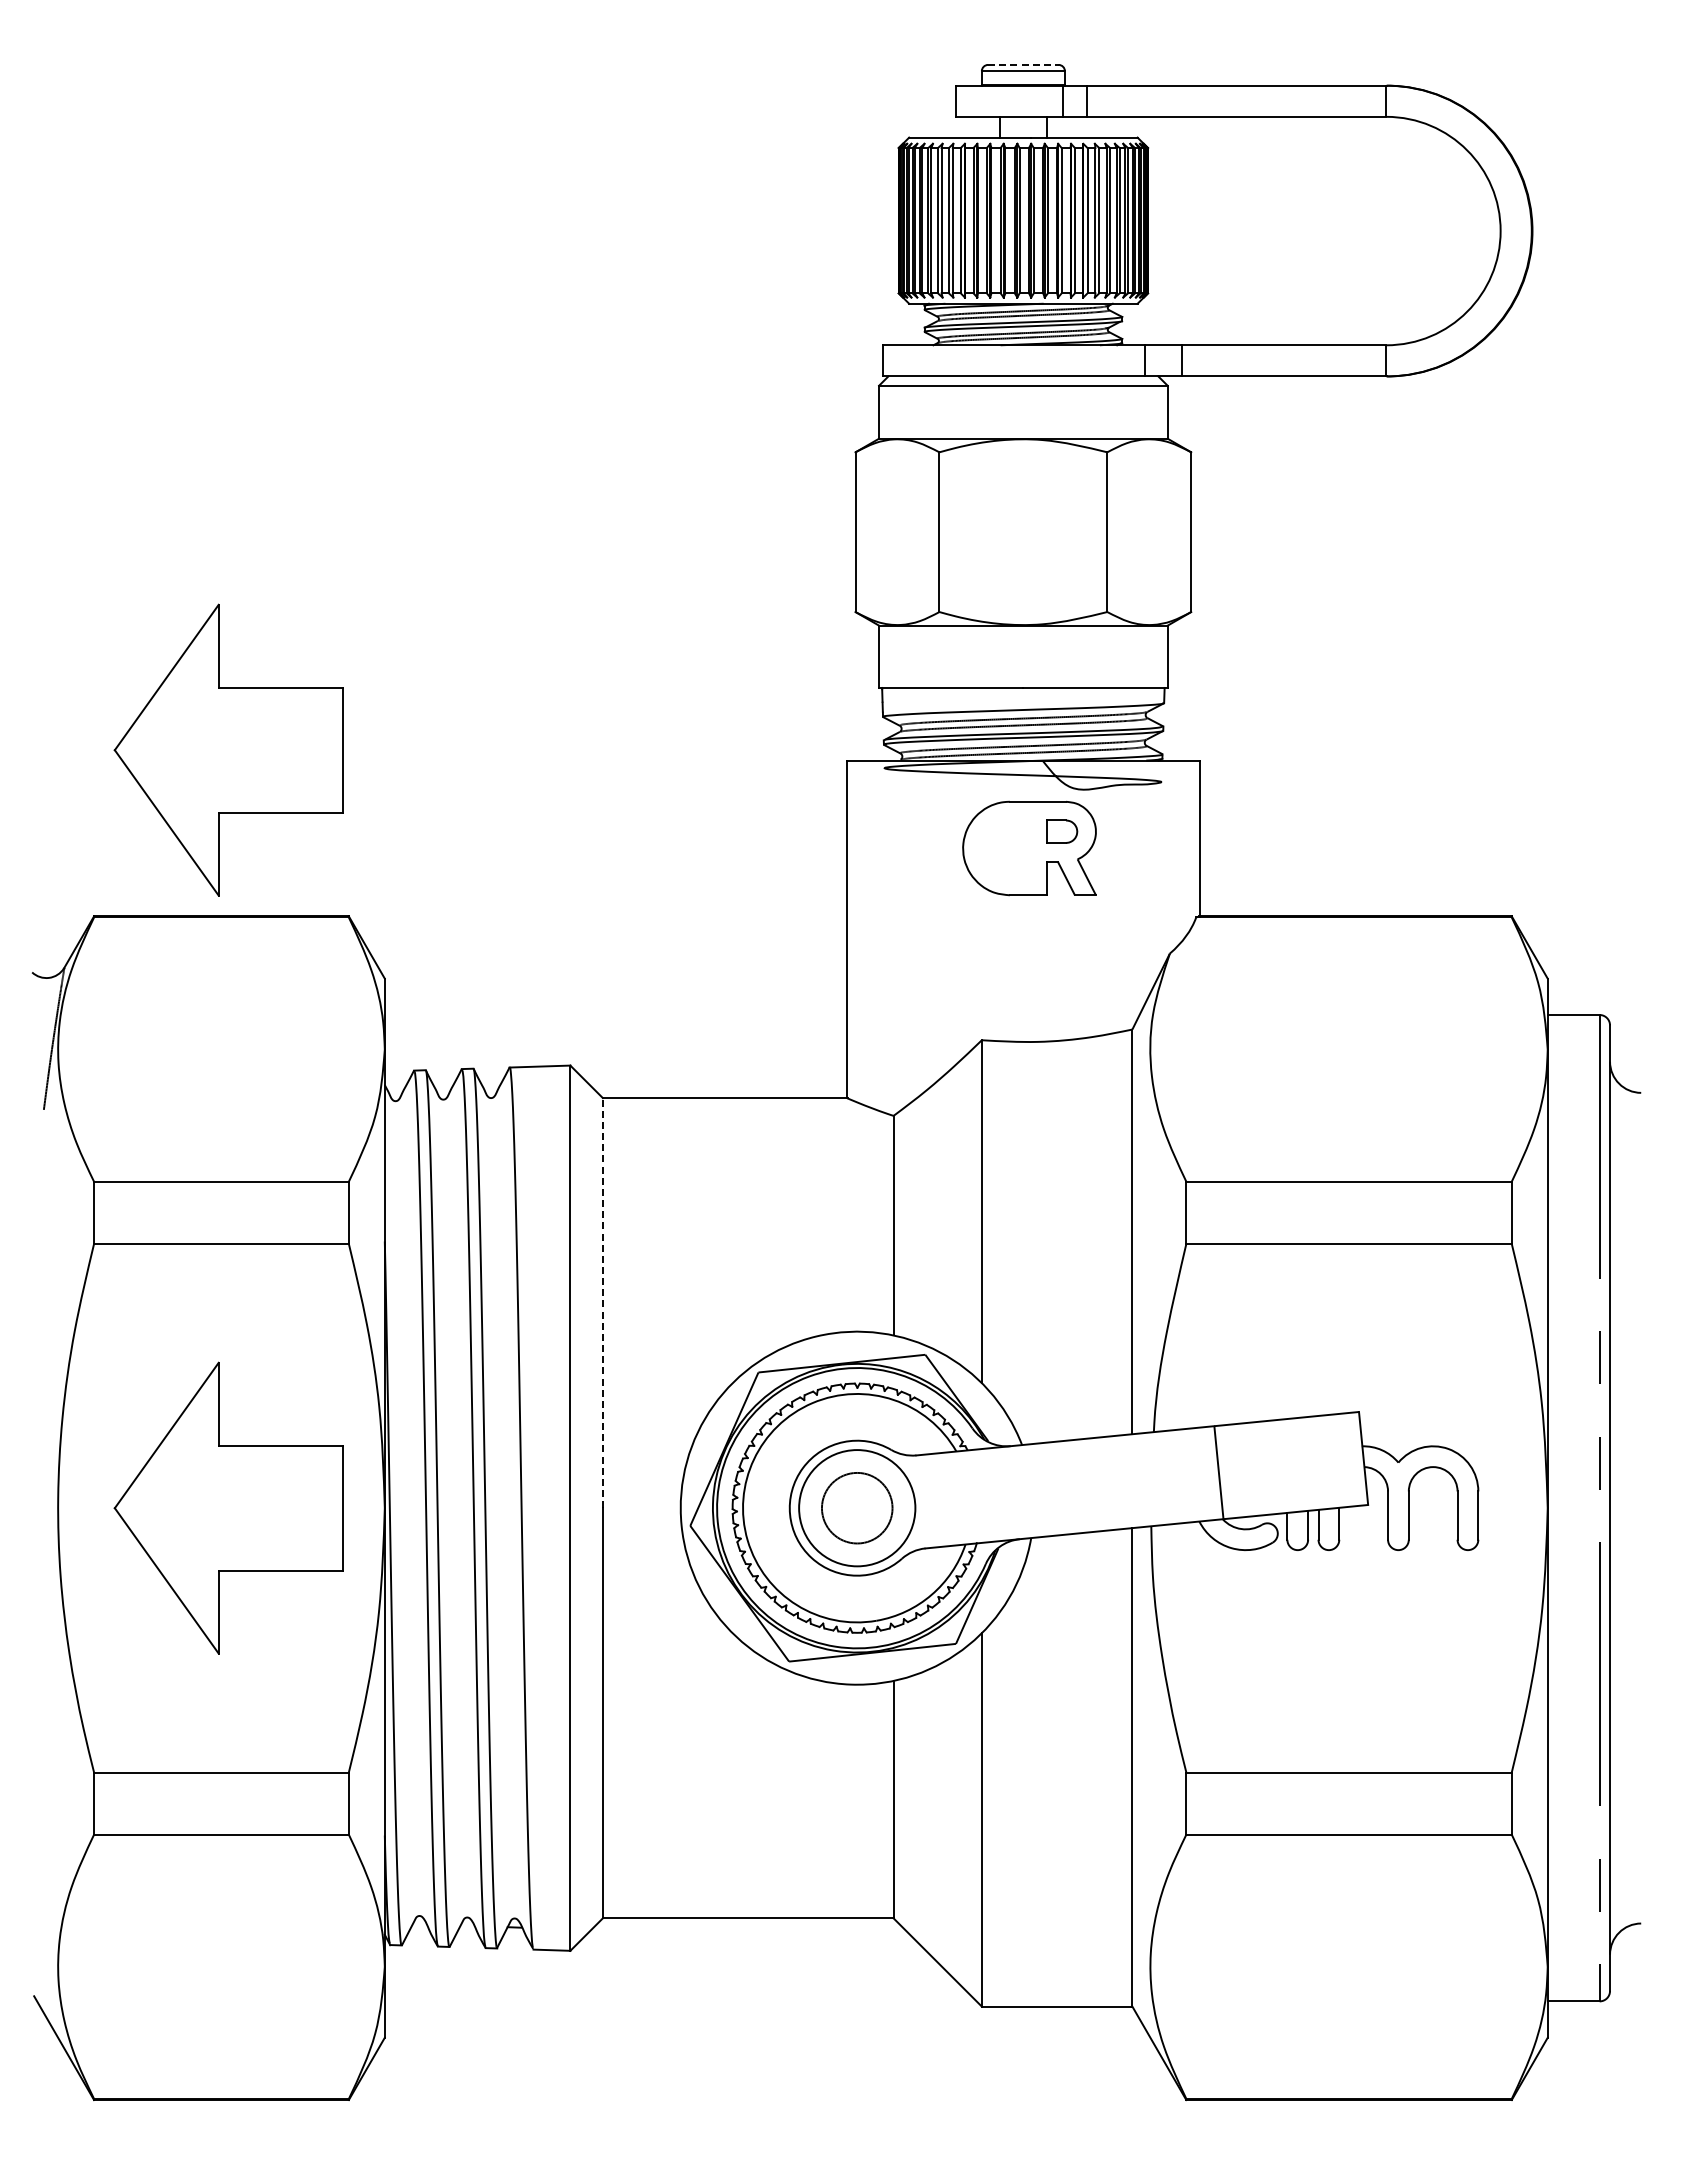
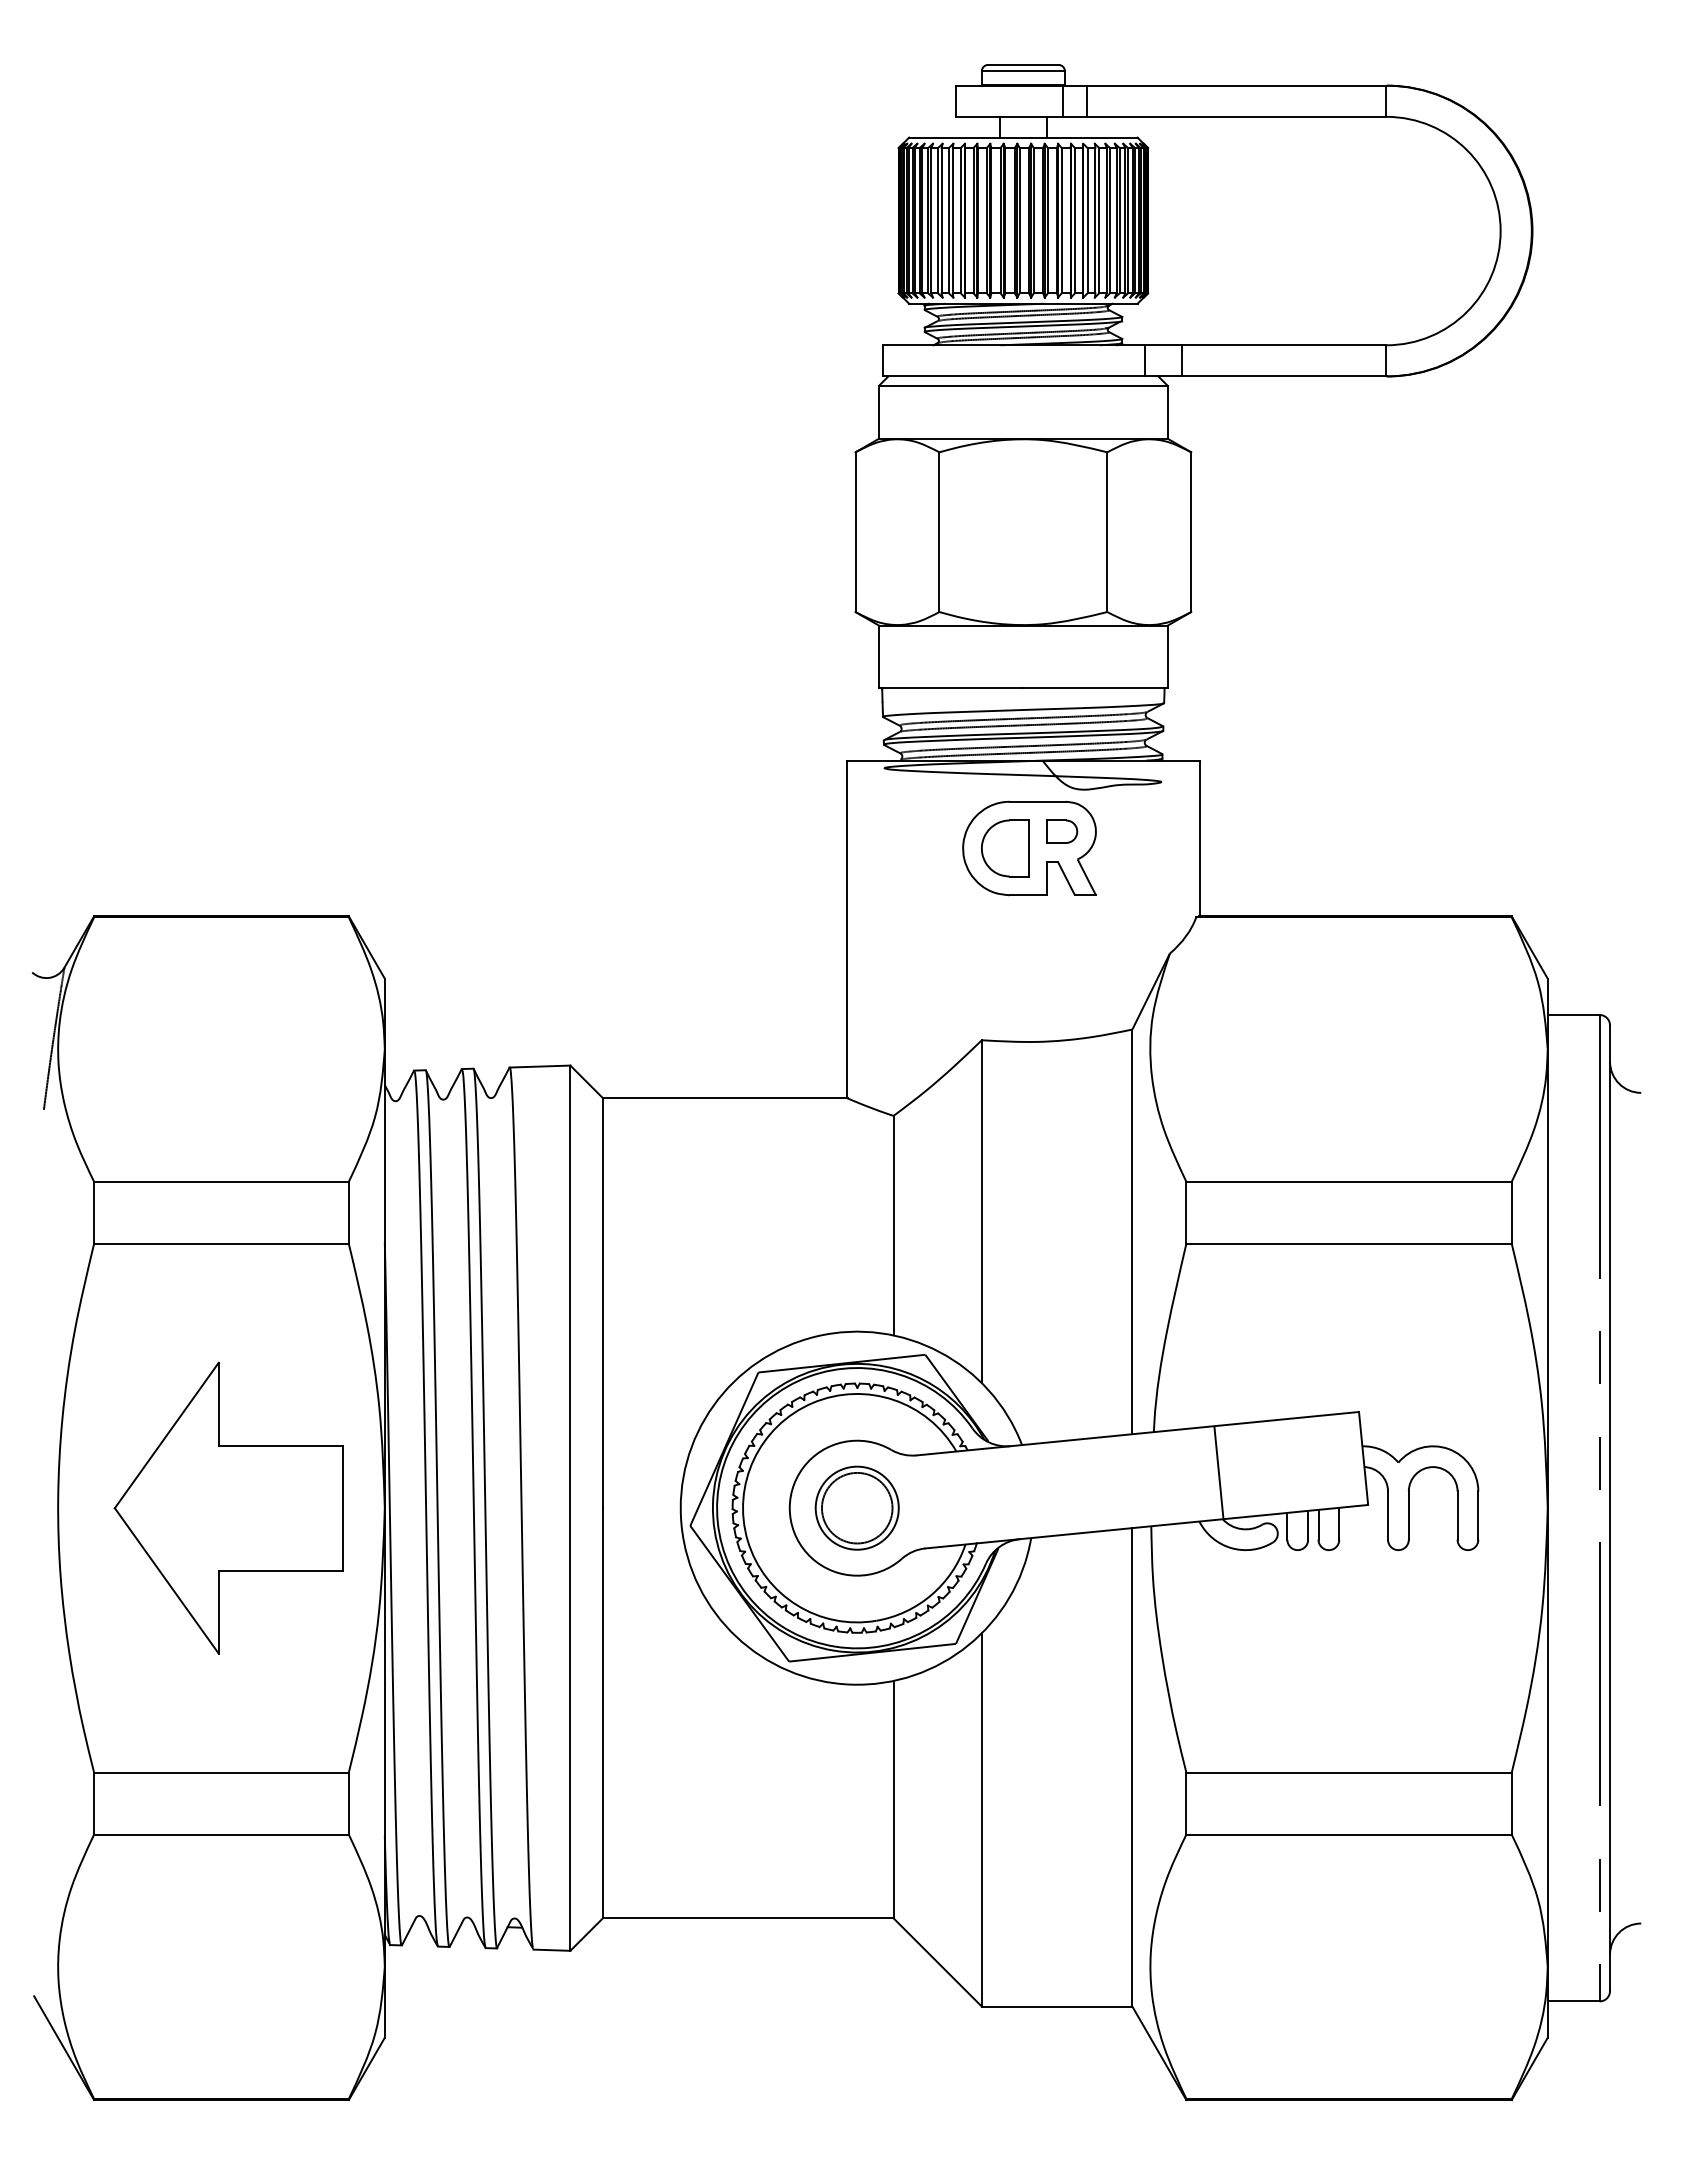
line: dashed -> solid (1023, 64)
part: present -> none (228, 749)
part: none -> present (1005, 848)
line: dashed -> solid (602, 1302)
circle diameter: 116 px -> 83 px (856, 1507)
